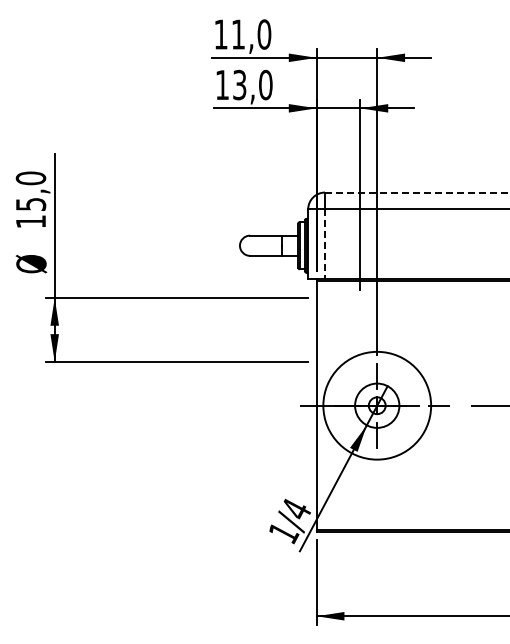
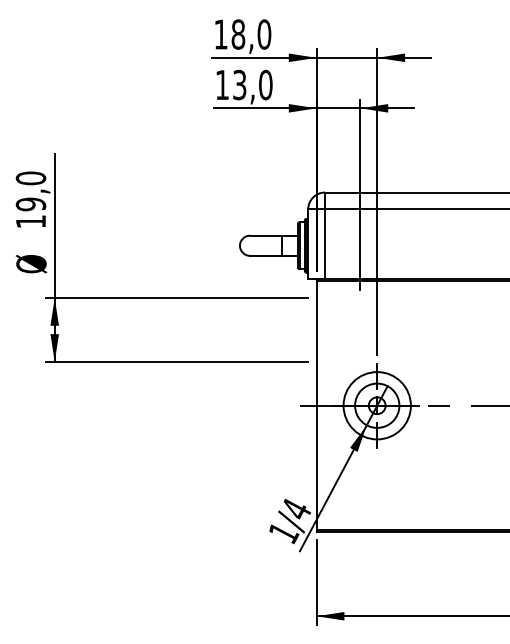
text: 11,0 -> 18,0 (238, 34)
line: dashed -> solid (418, 192)
text: 15,0 -> 19,0 (30, 204)
line: dashed -> solid (325, 244)
circle diameter: 108 px -> 67 px (376, 405)
